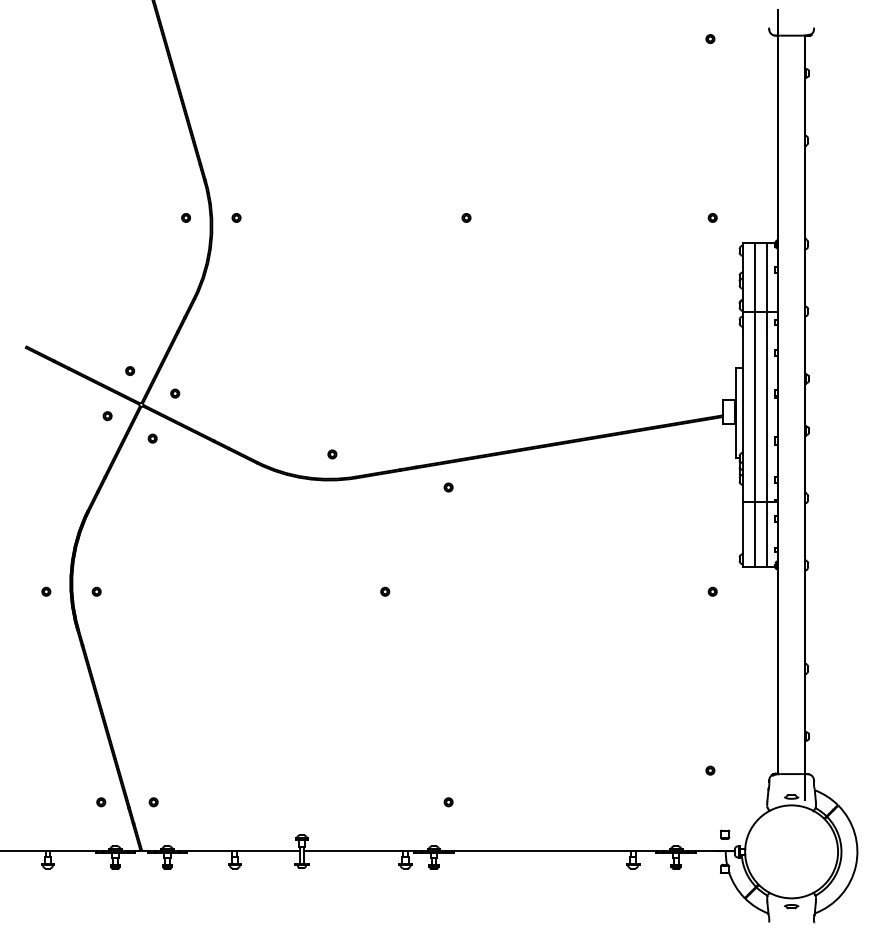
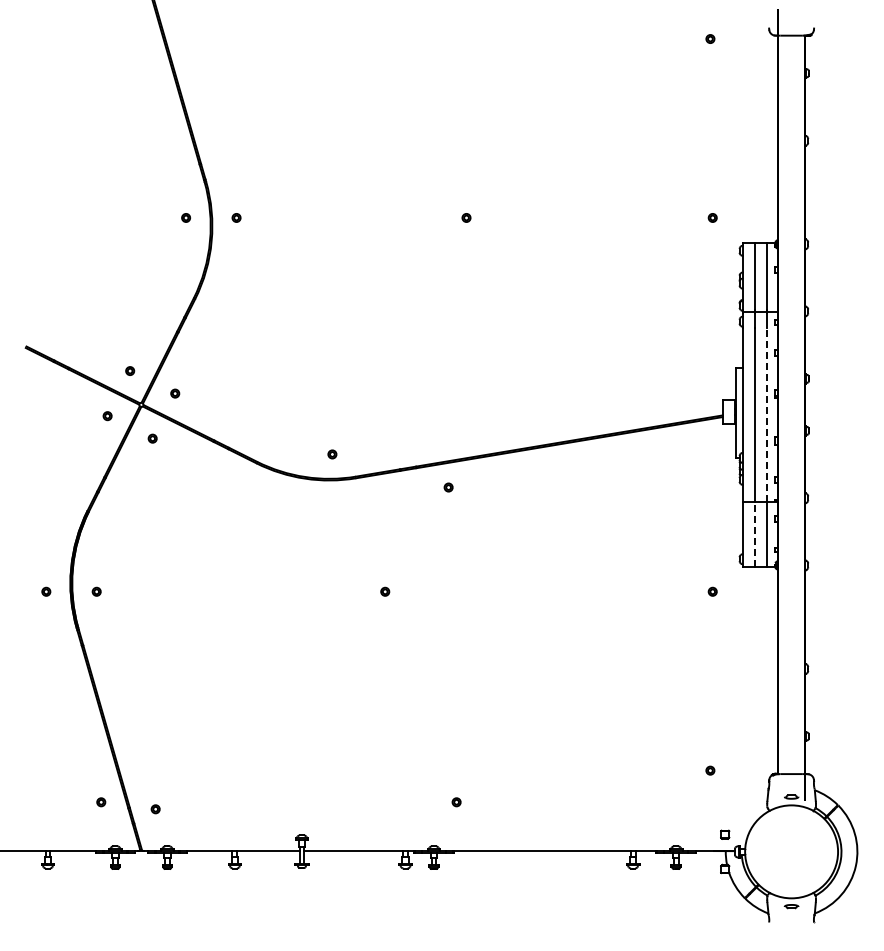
line: solid -> dashed (767, 414)
line: solid -> dashed (755, 534)
part position: (153, 802) -> (155, 809) (155, 809)
part position: (448, 802) -> (456, 802) (456, 802)
